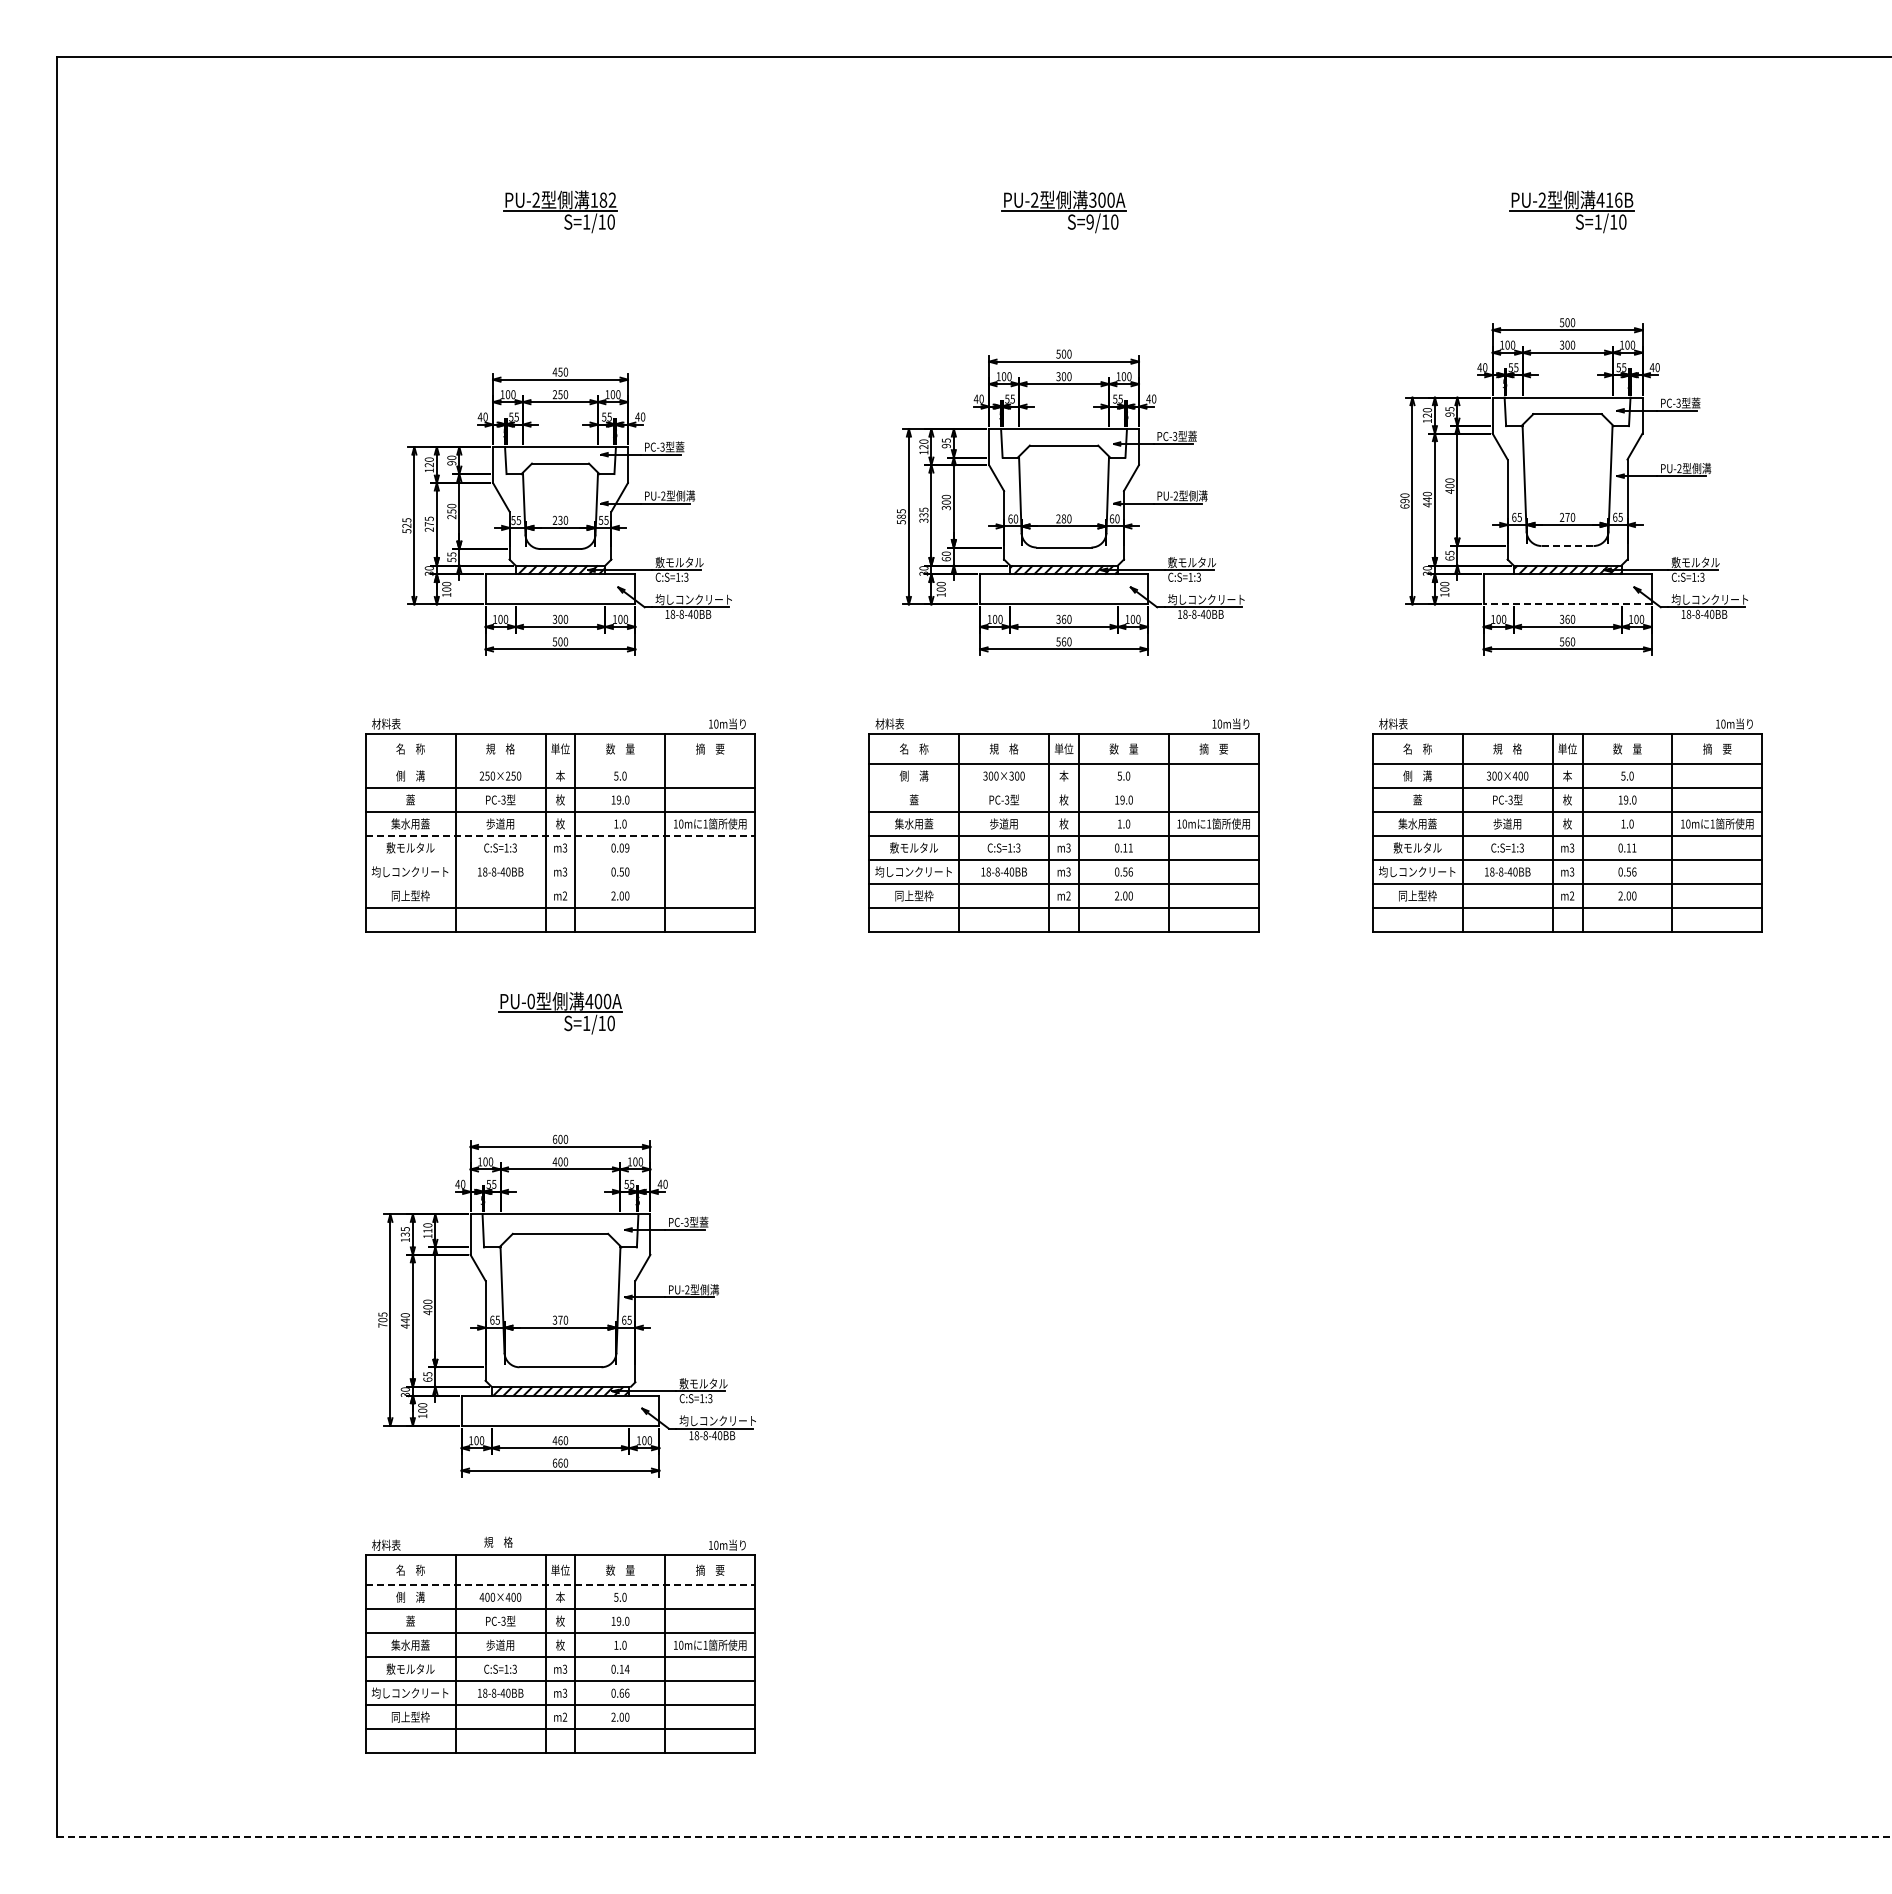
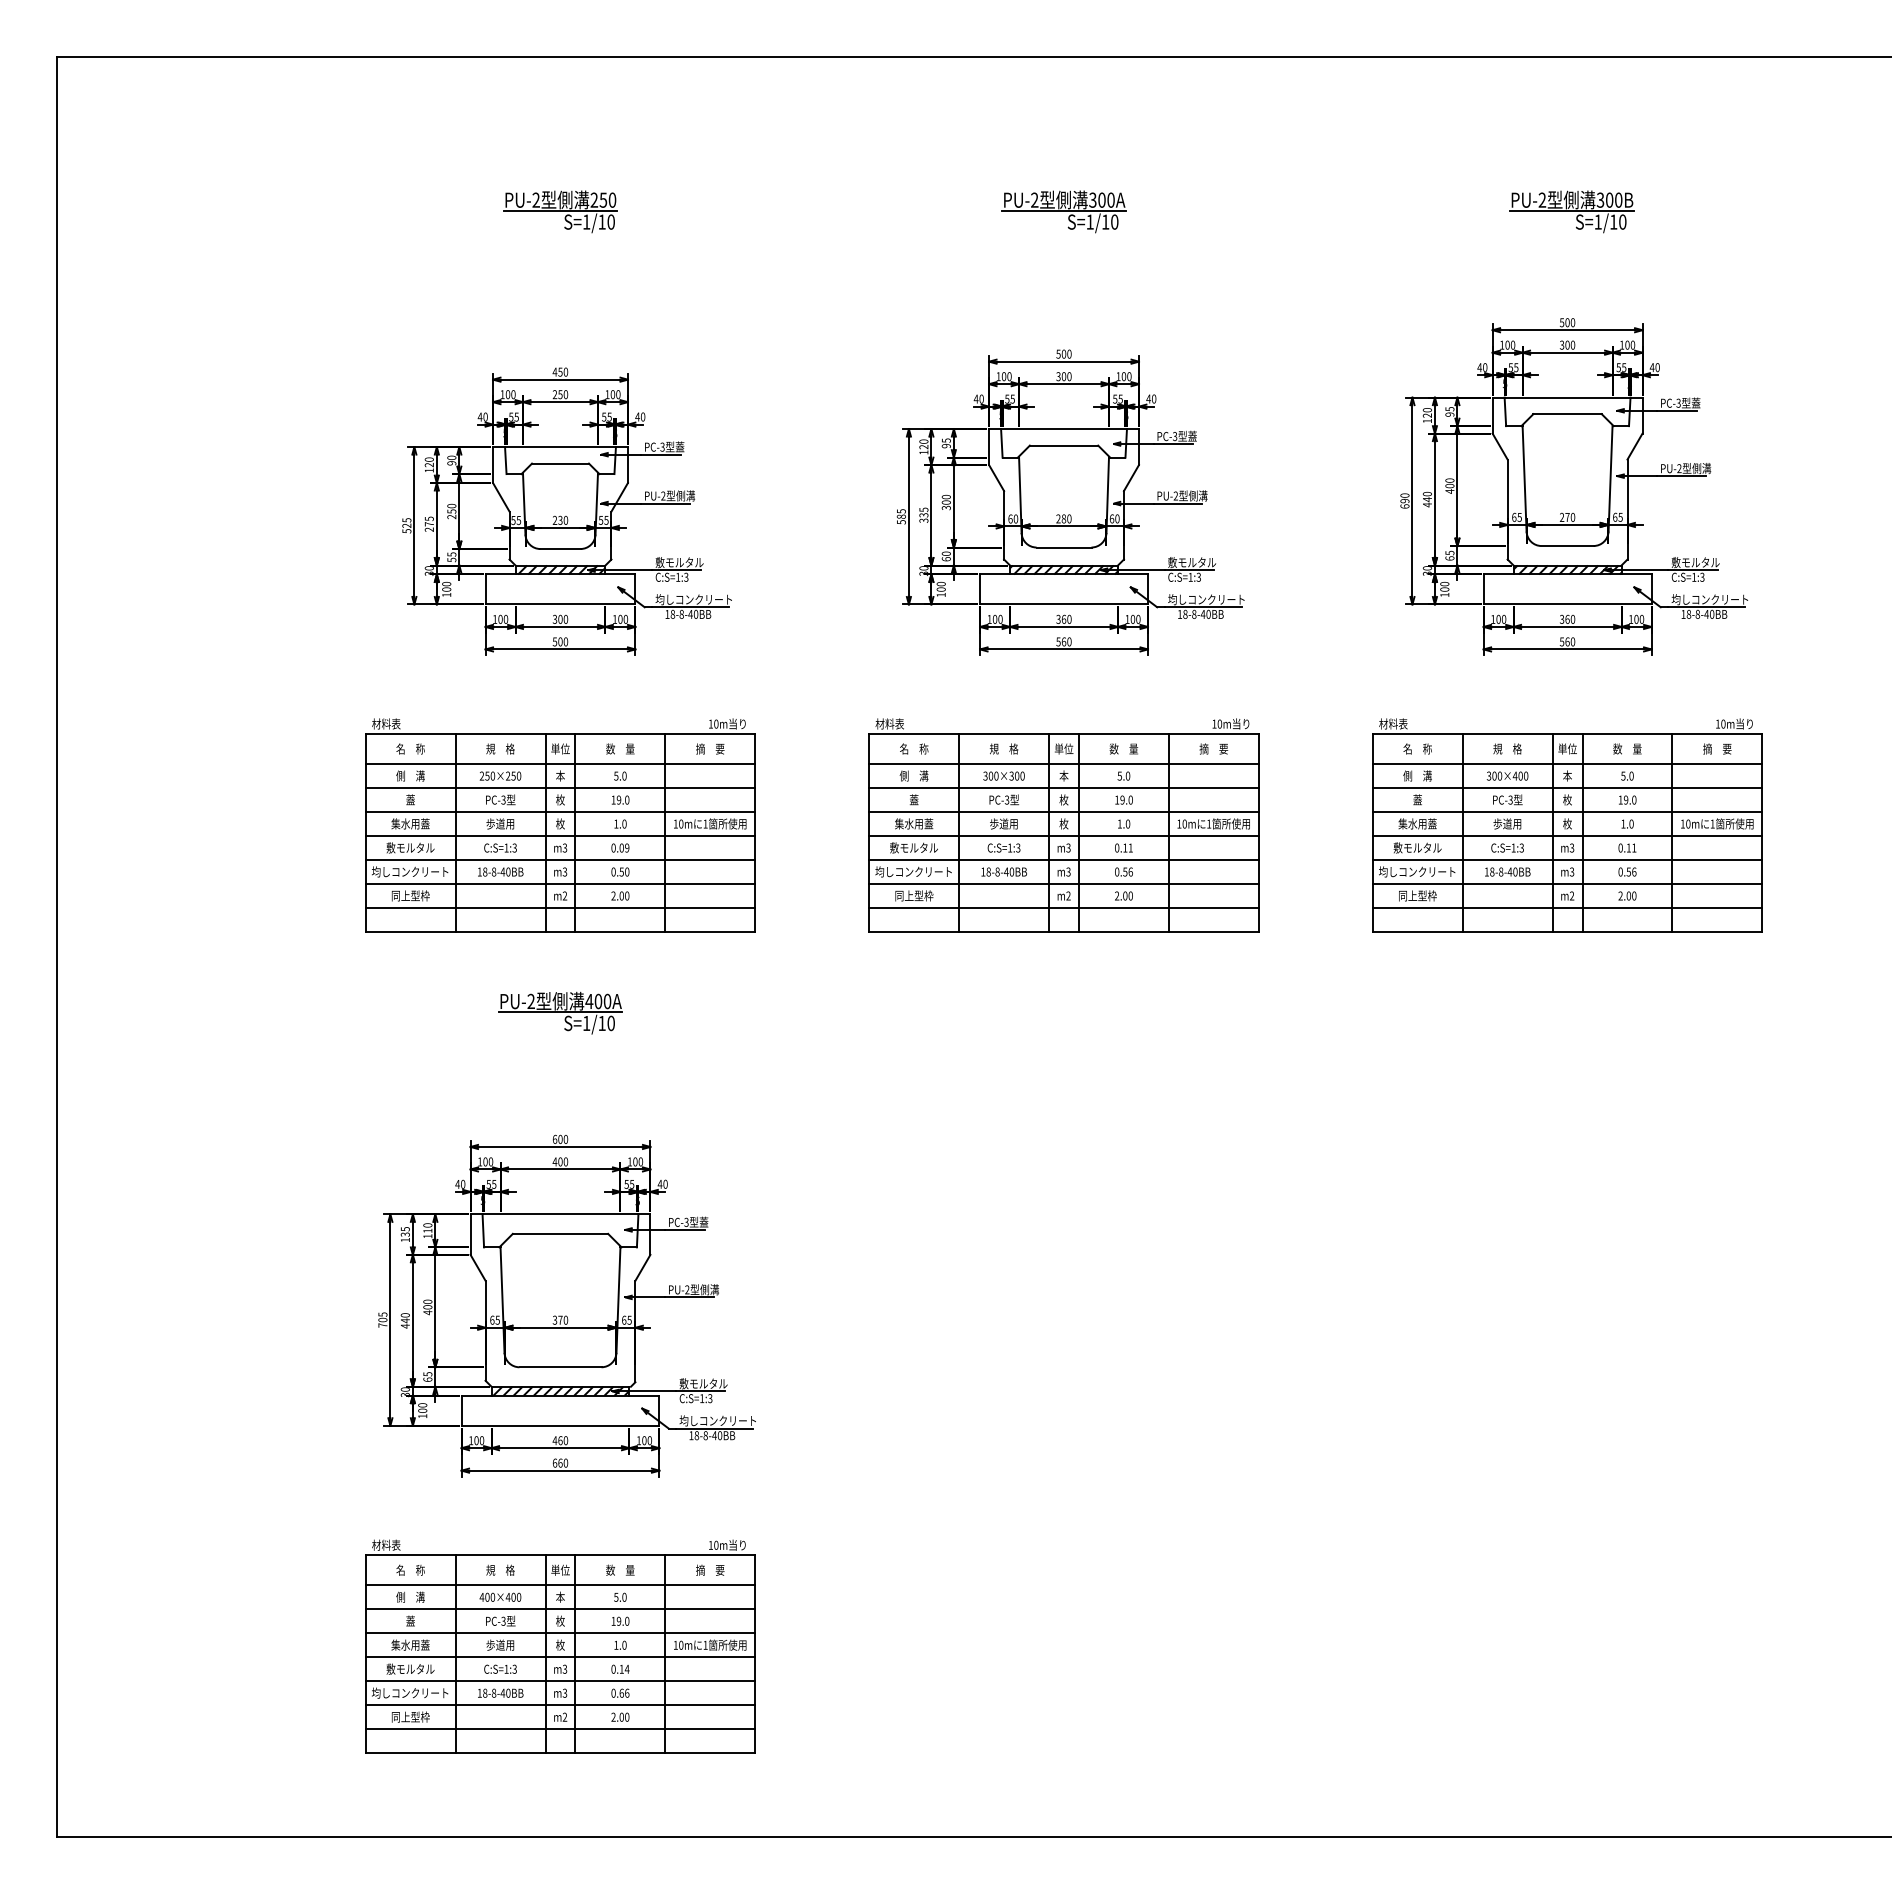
text: 182 -> 250 (603, 199)
text: 416B -> 300B (1609, 199)
text: S=9/10 -> S=1/10 (1089, 221)
line: dashed -> solid (1568, 546)
line: dashed -> solid (1567, 604)
line: none -> present (560, 764)
line: none -> present (1063, 788)
line: dashed -> solid (560, 836)
line: none -> present (560, 860)
line: none -> present (560, 884)
text: PU-0 -> PU-2 (530, 1001)
text position: (498, 1541) -> (500, 1569) (500, 1569)
line: dashed -> solid (560, 1585)
line: dashed -> solid (974, 1837)
